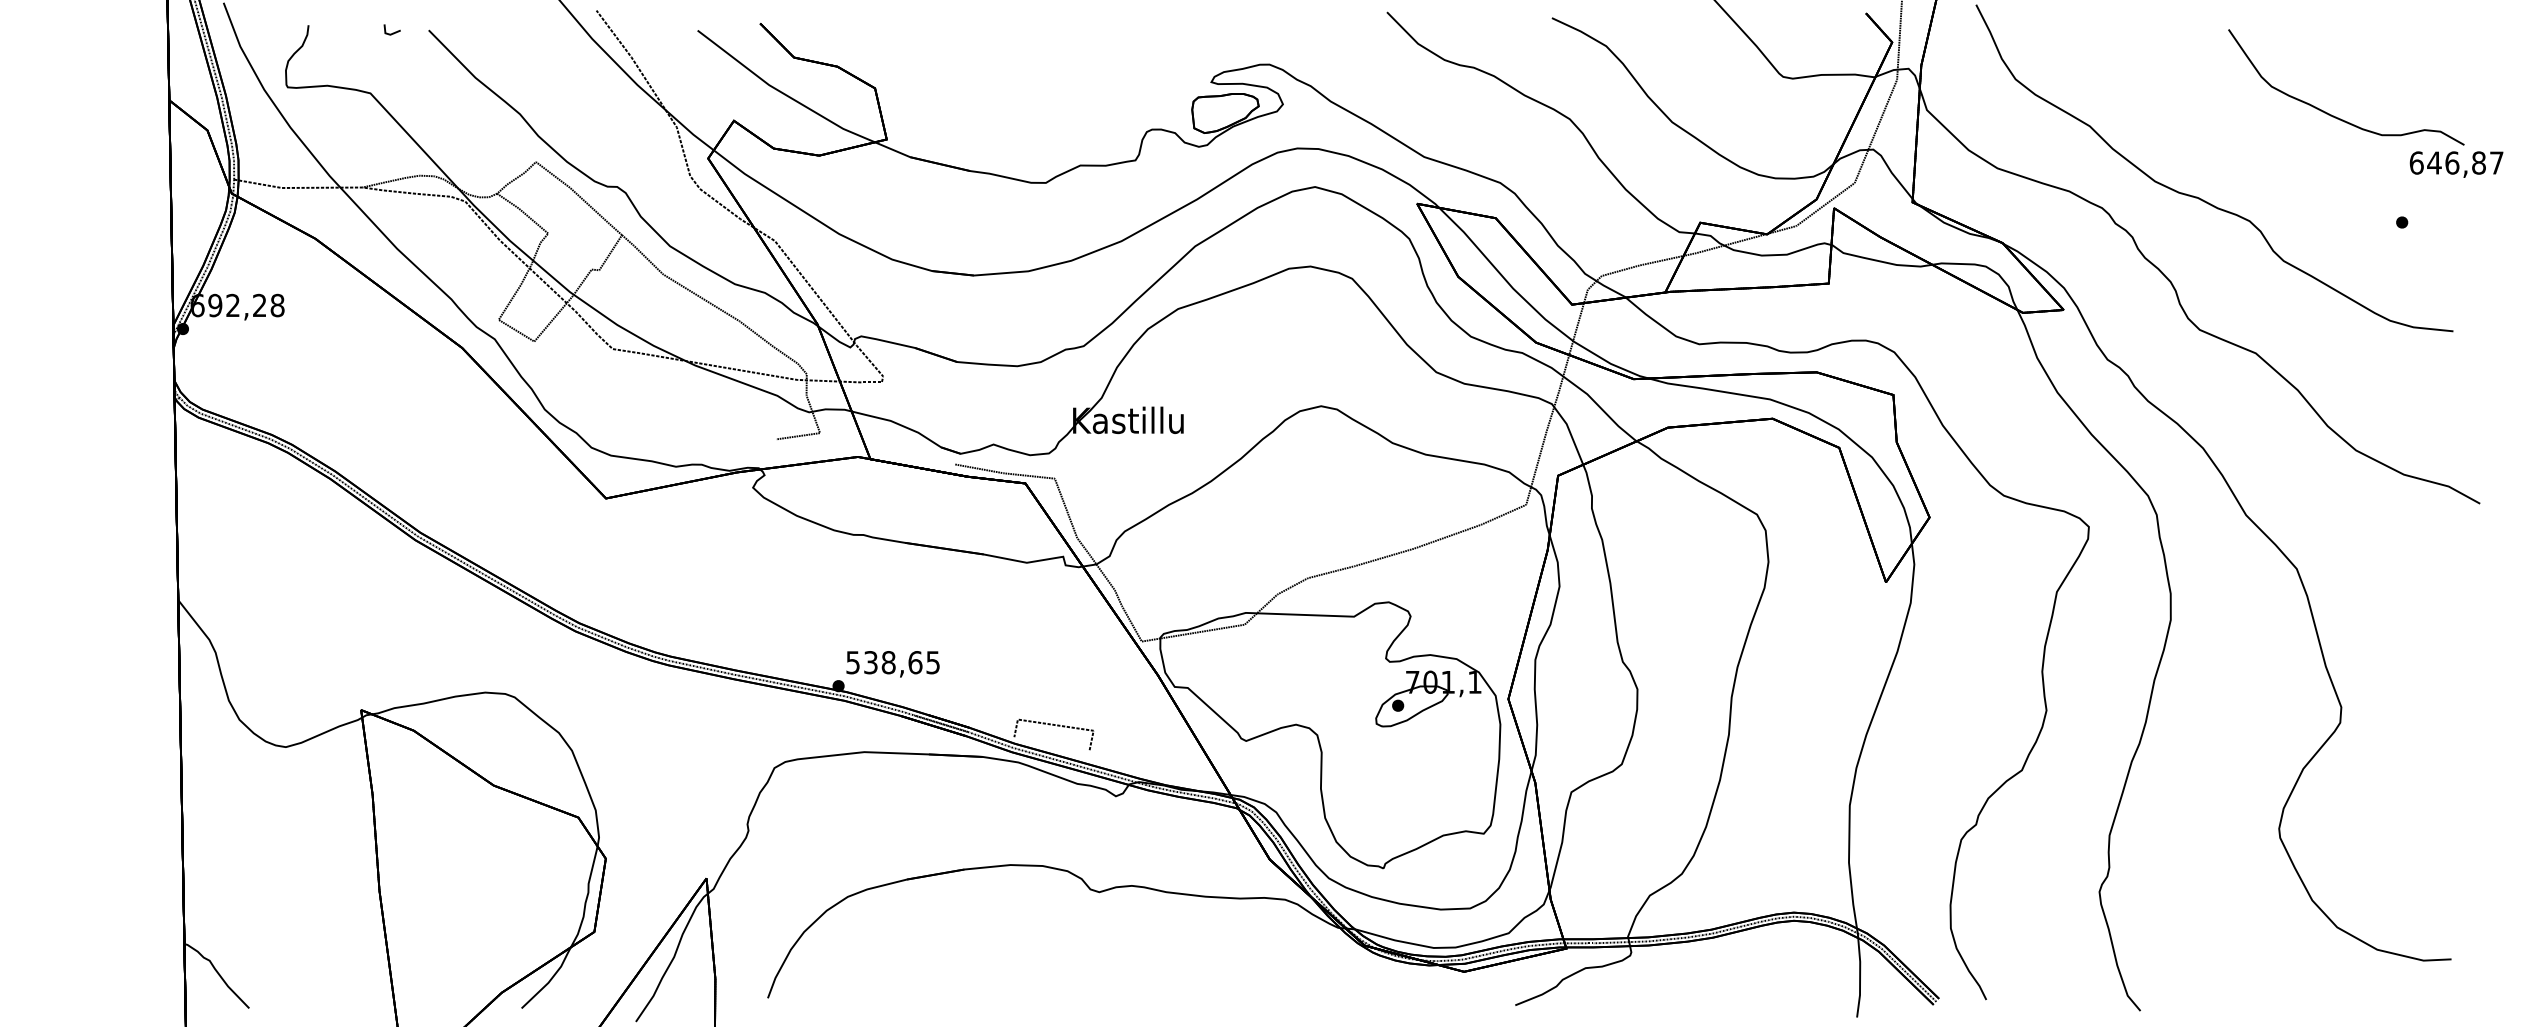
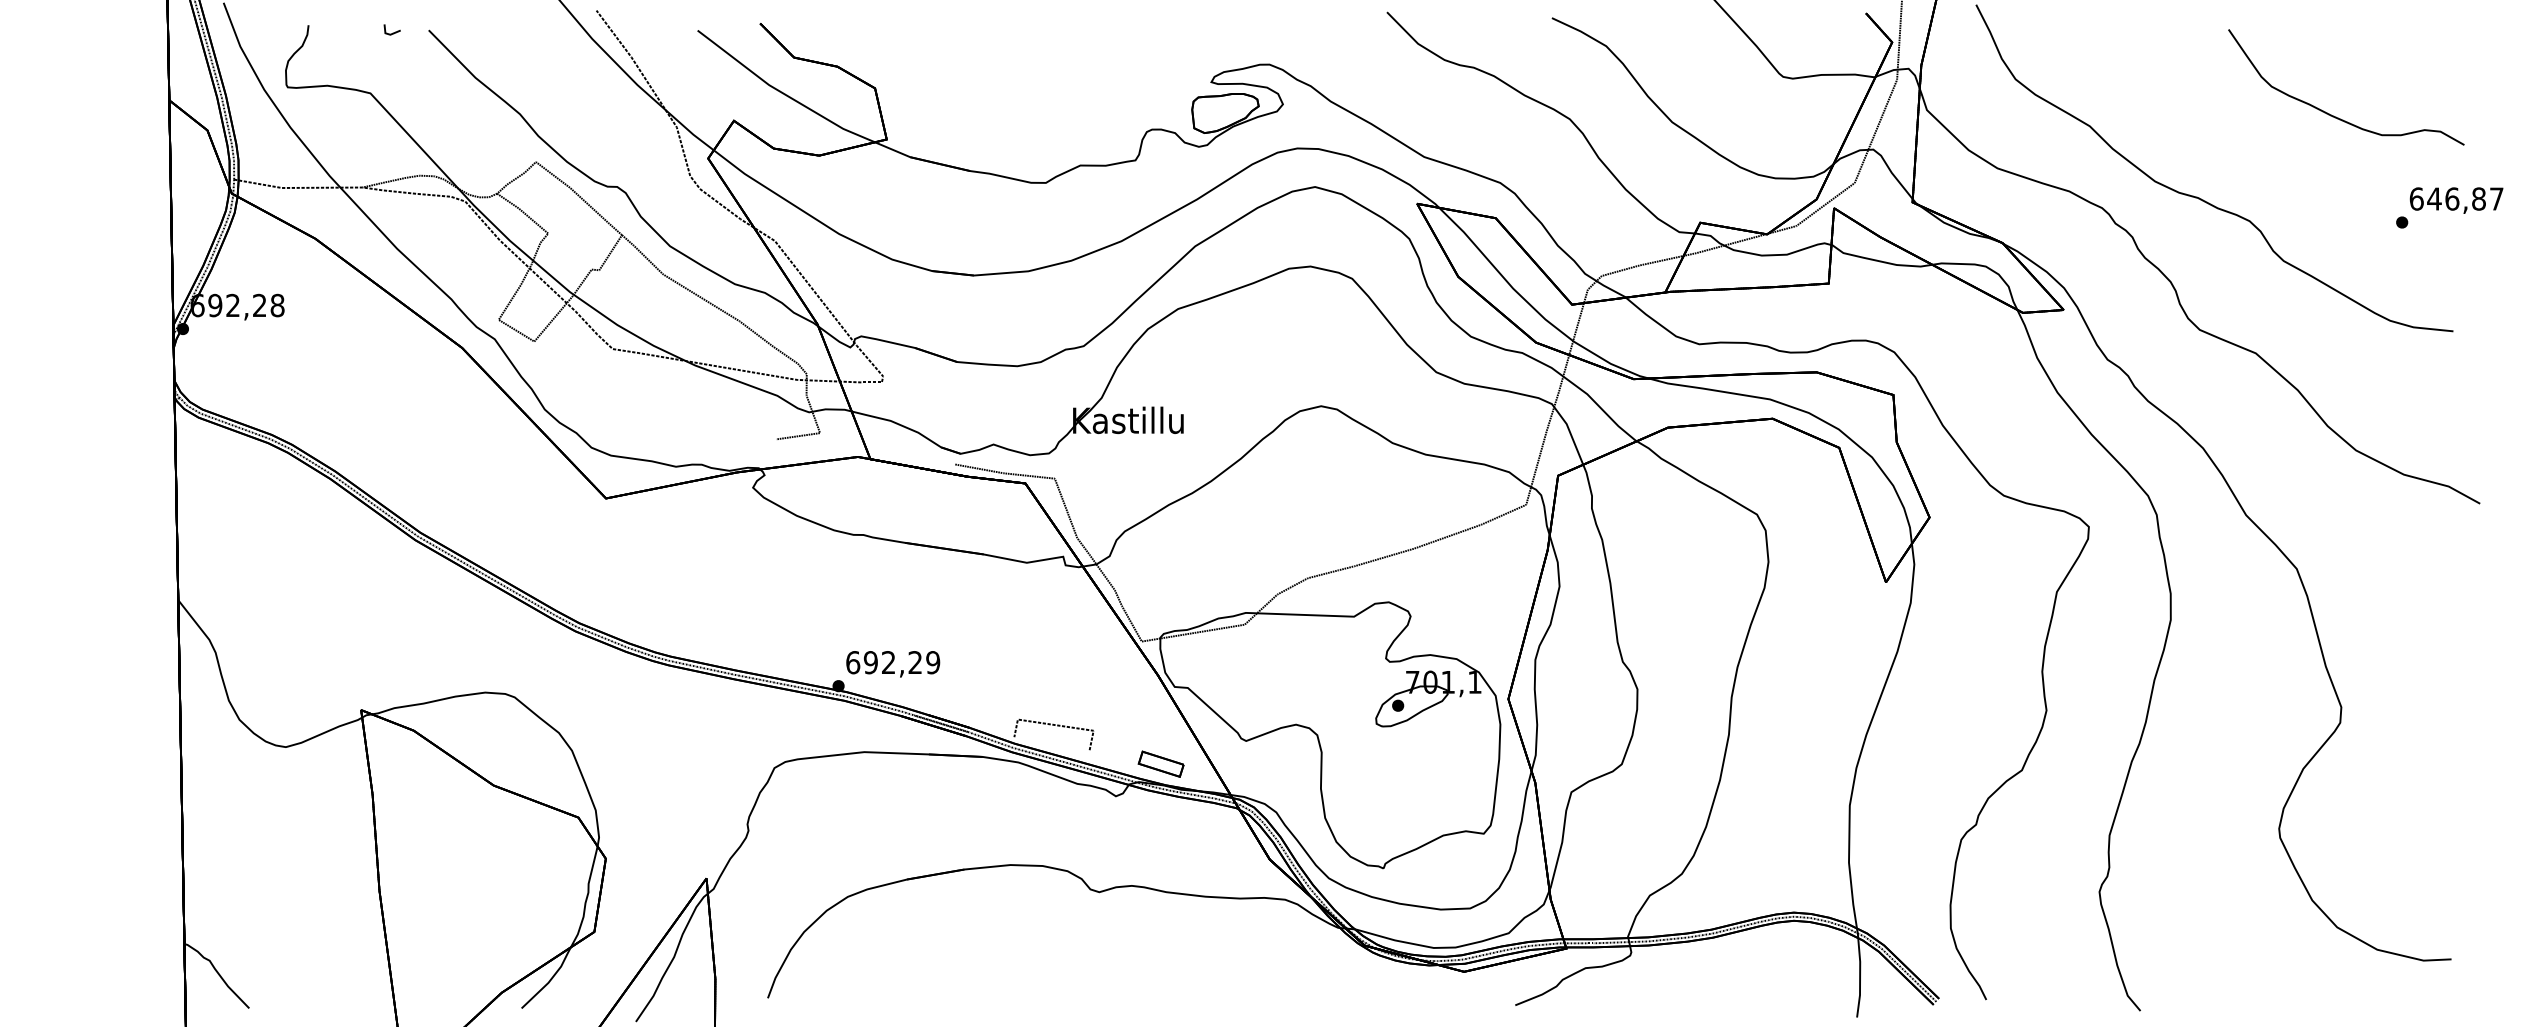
text position: (2456, 164) -> (2456, 200) (2456, 200)
text: 538,65 -> 692,29 (893, 662)
part: none -> present (1160, 763)
